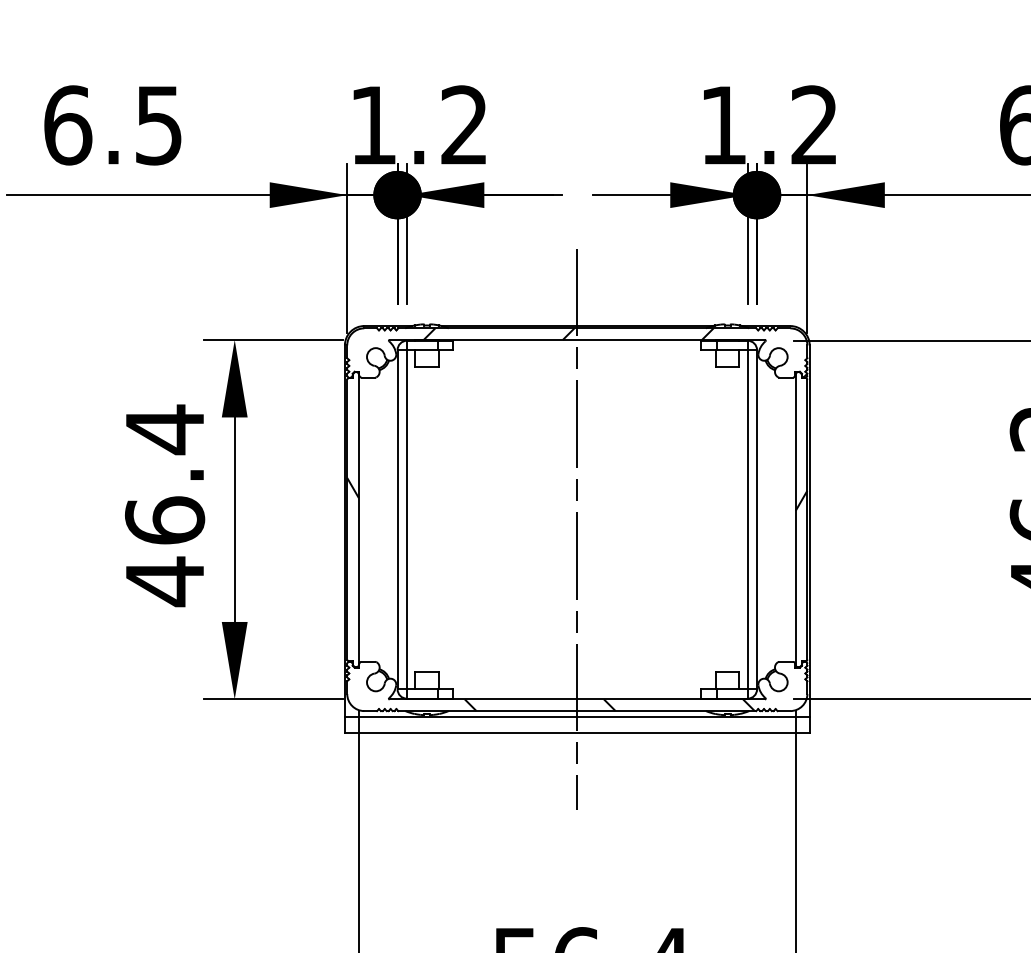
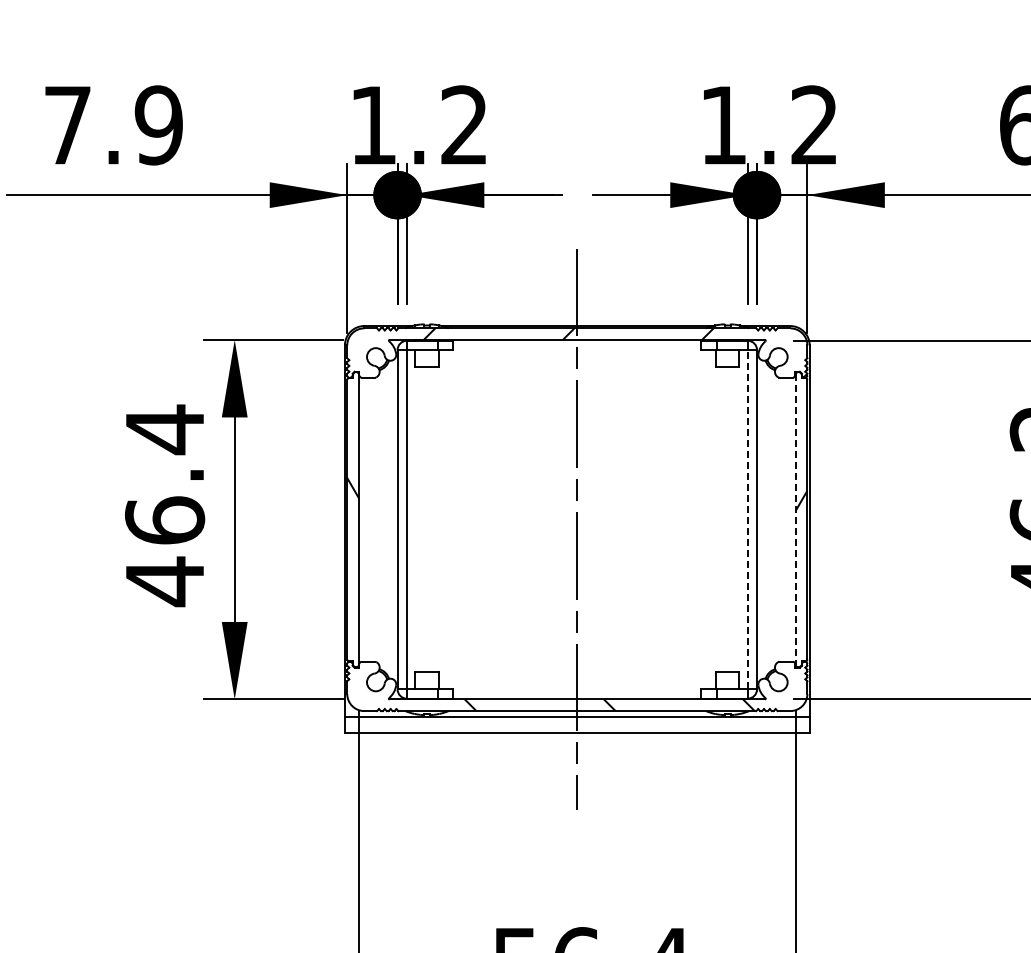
text: 6.5 -> 7.9 (113, 125)
line: solid -> dashed (747, 519)
line: solid -> dashed (795, 520)
